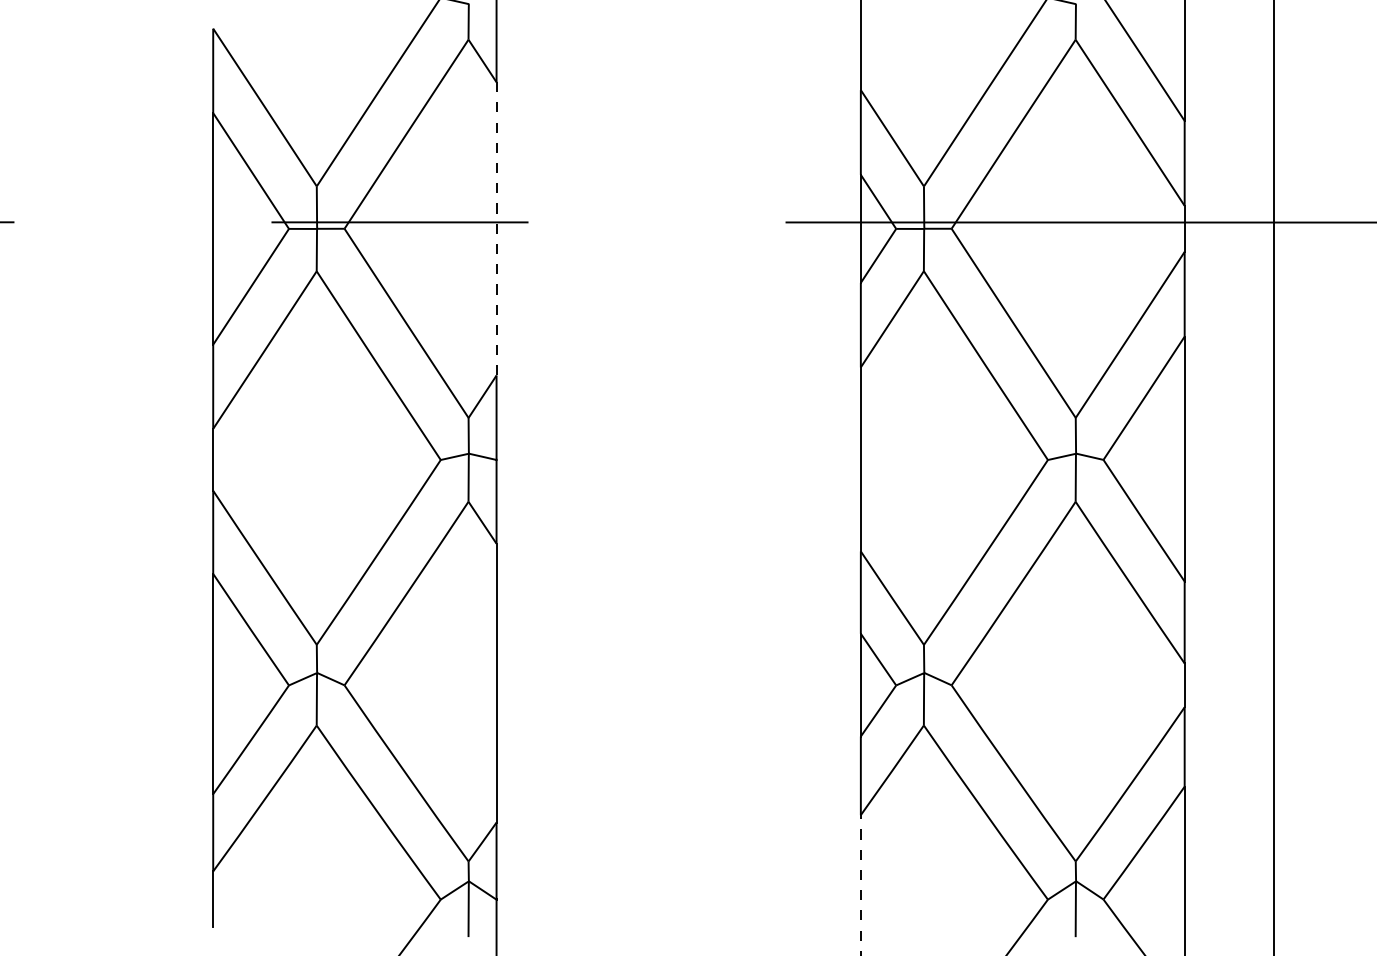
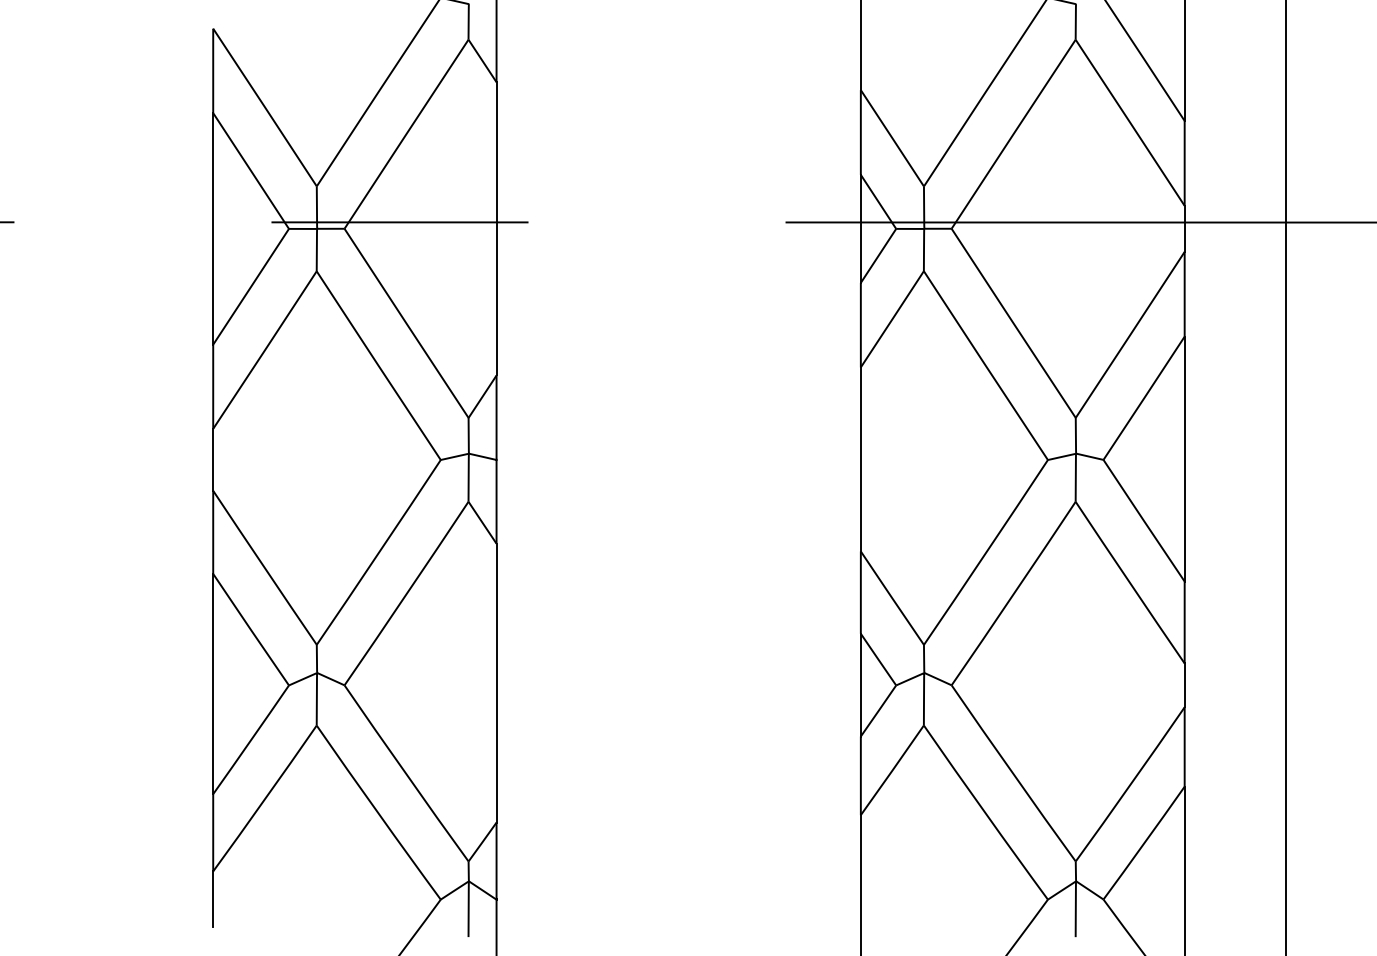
line: dashed -> solid (496, 228)
line position: (1273, 477) -> (1285, 477) (1285, 477)
line: dashed -> solid (860, 884)
